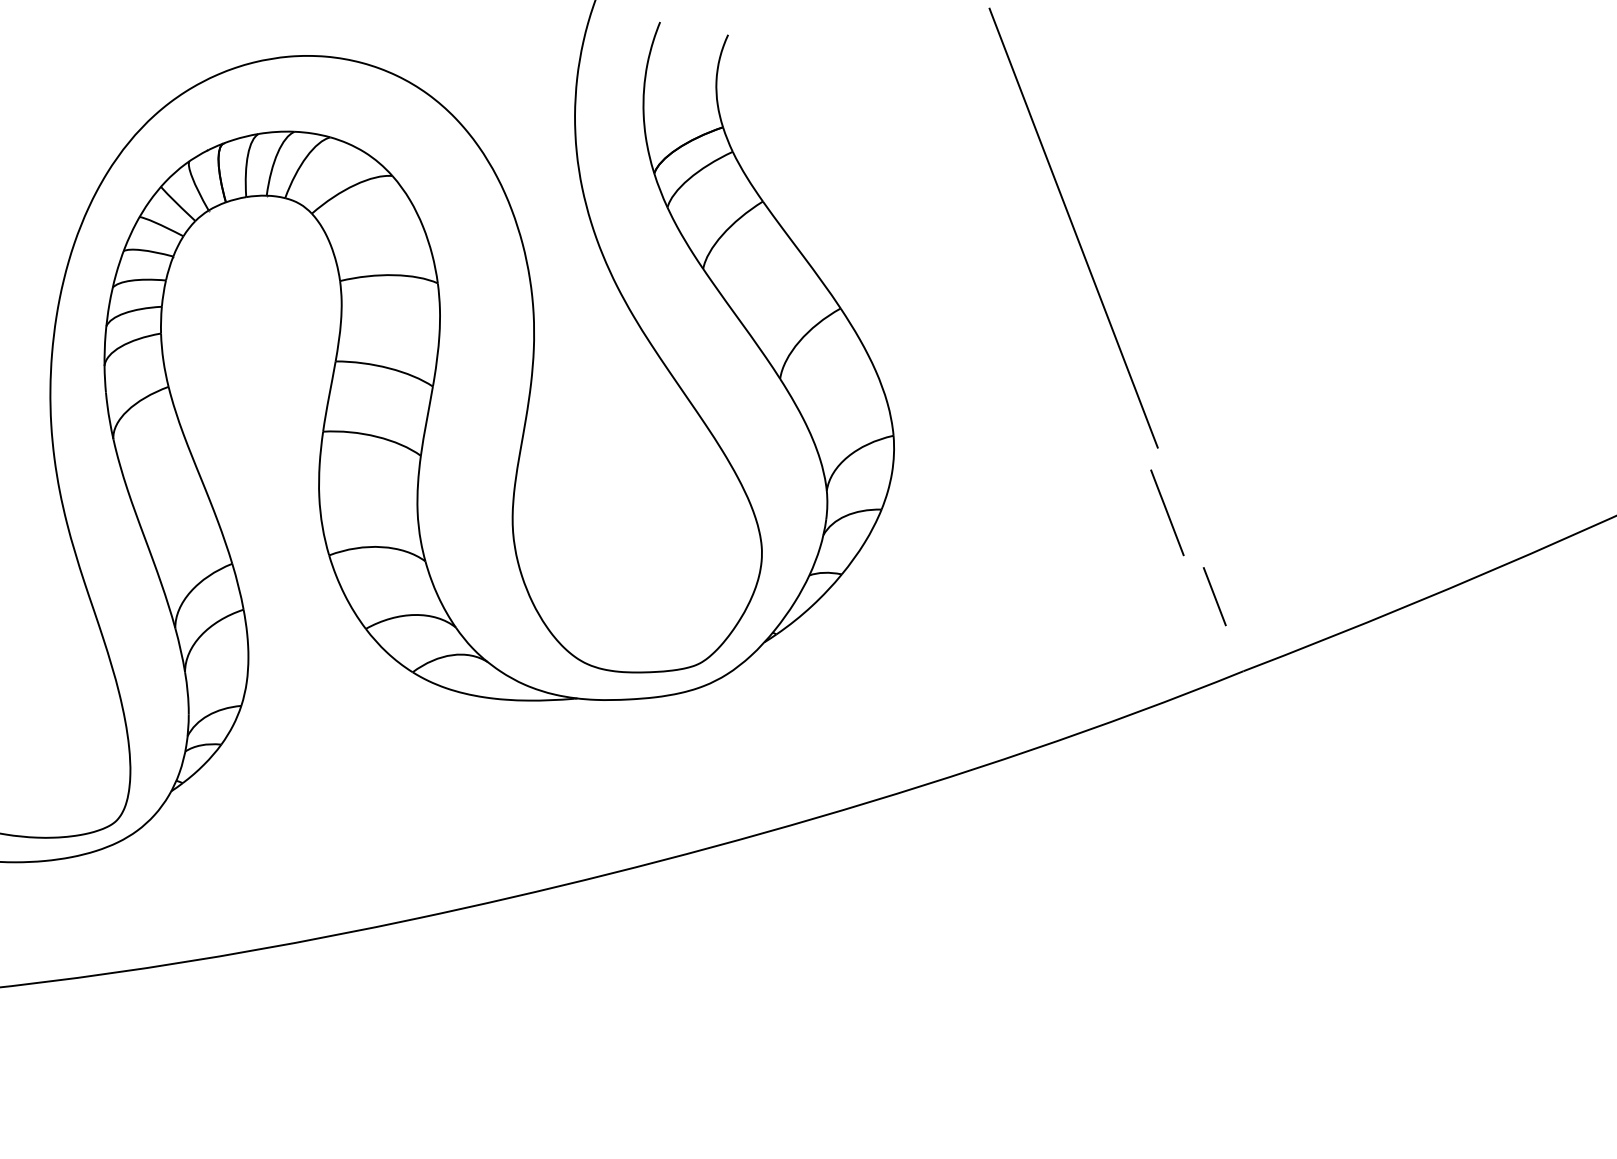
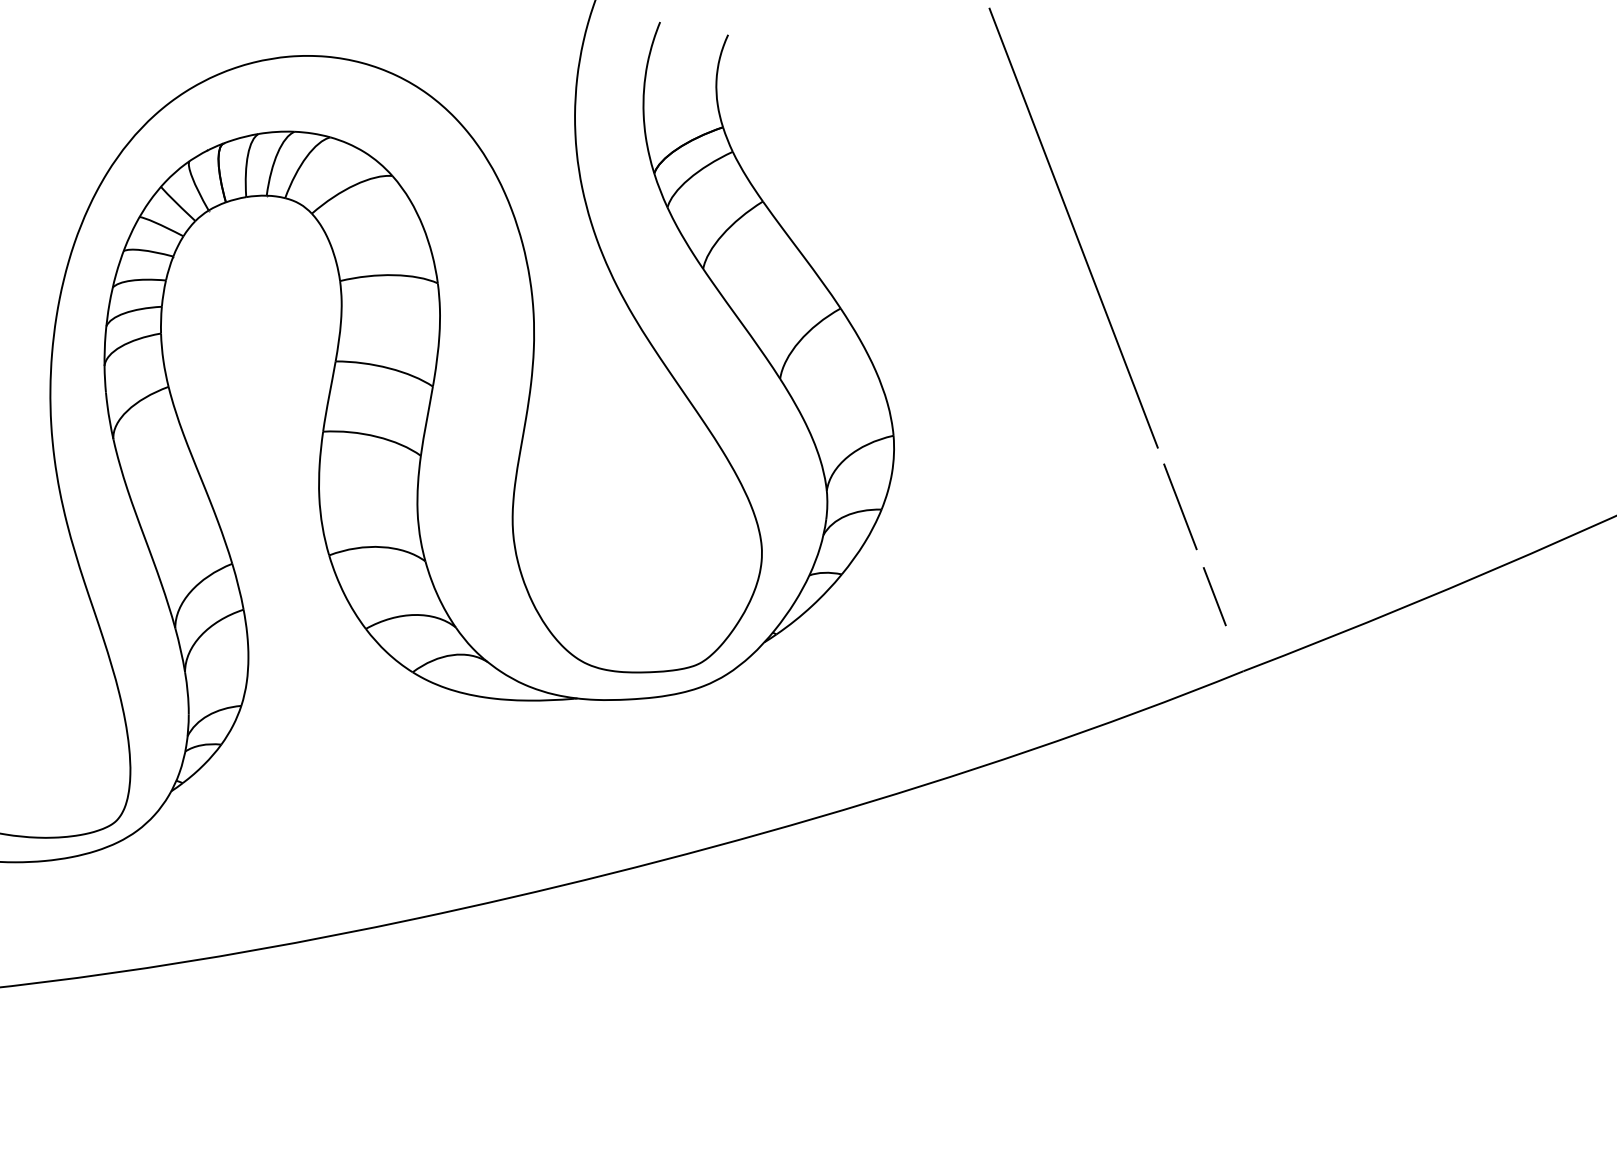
line position: (1167, 512) -> (1180, 506) (1180, 506)
